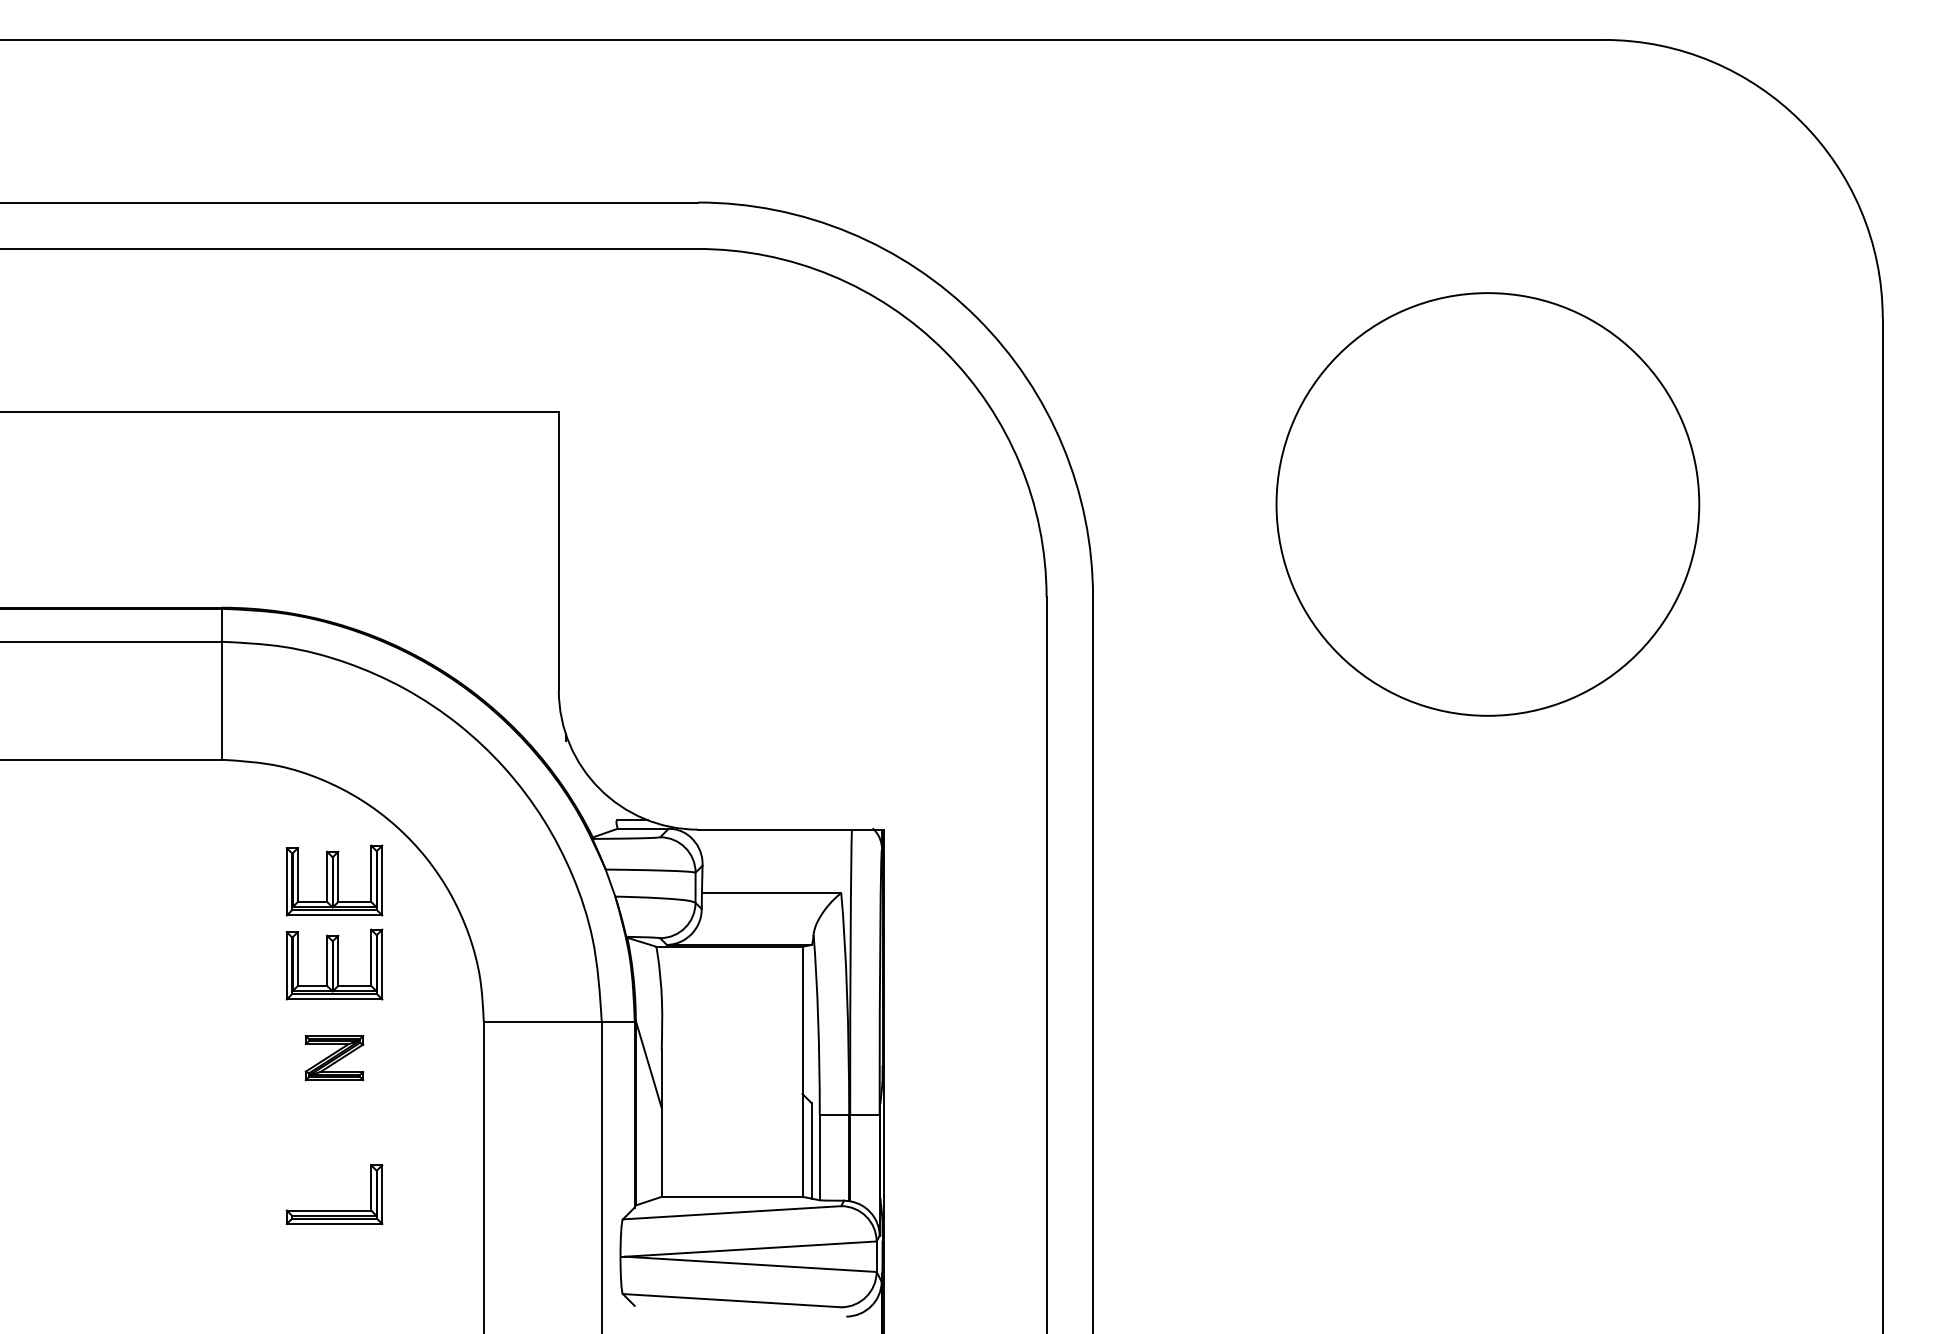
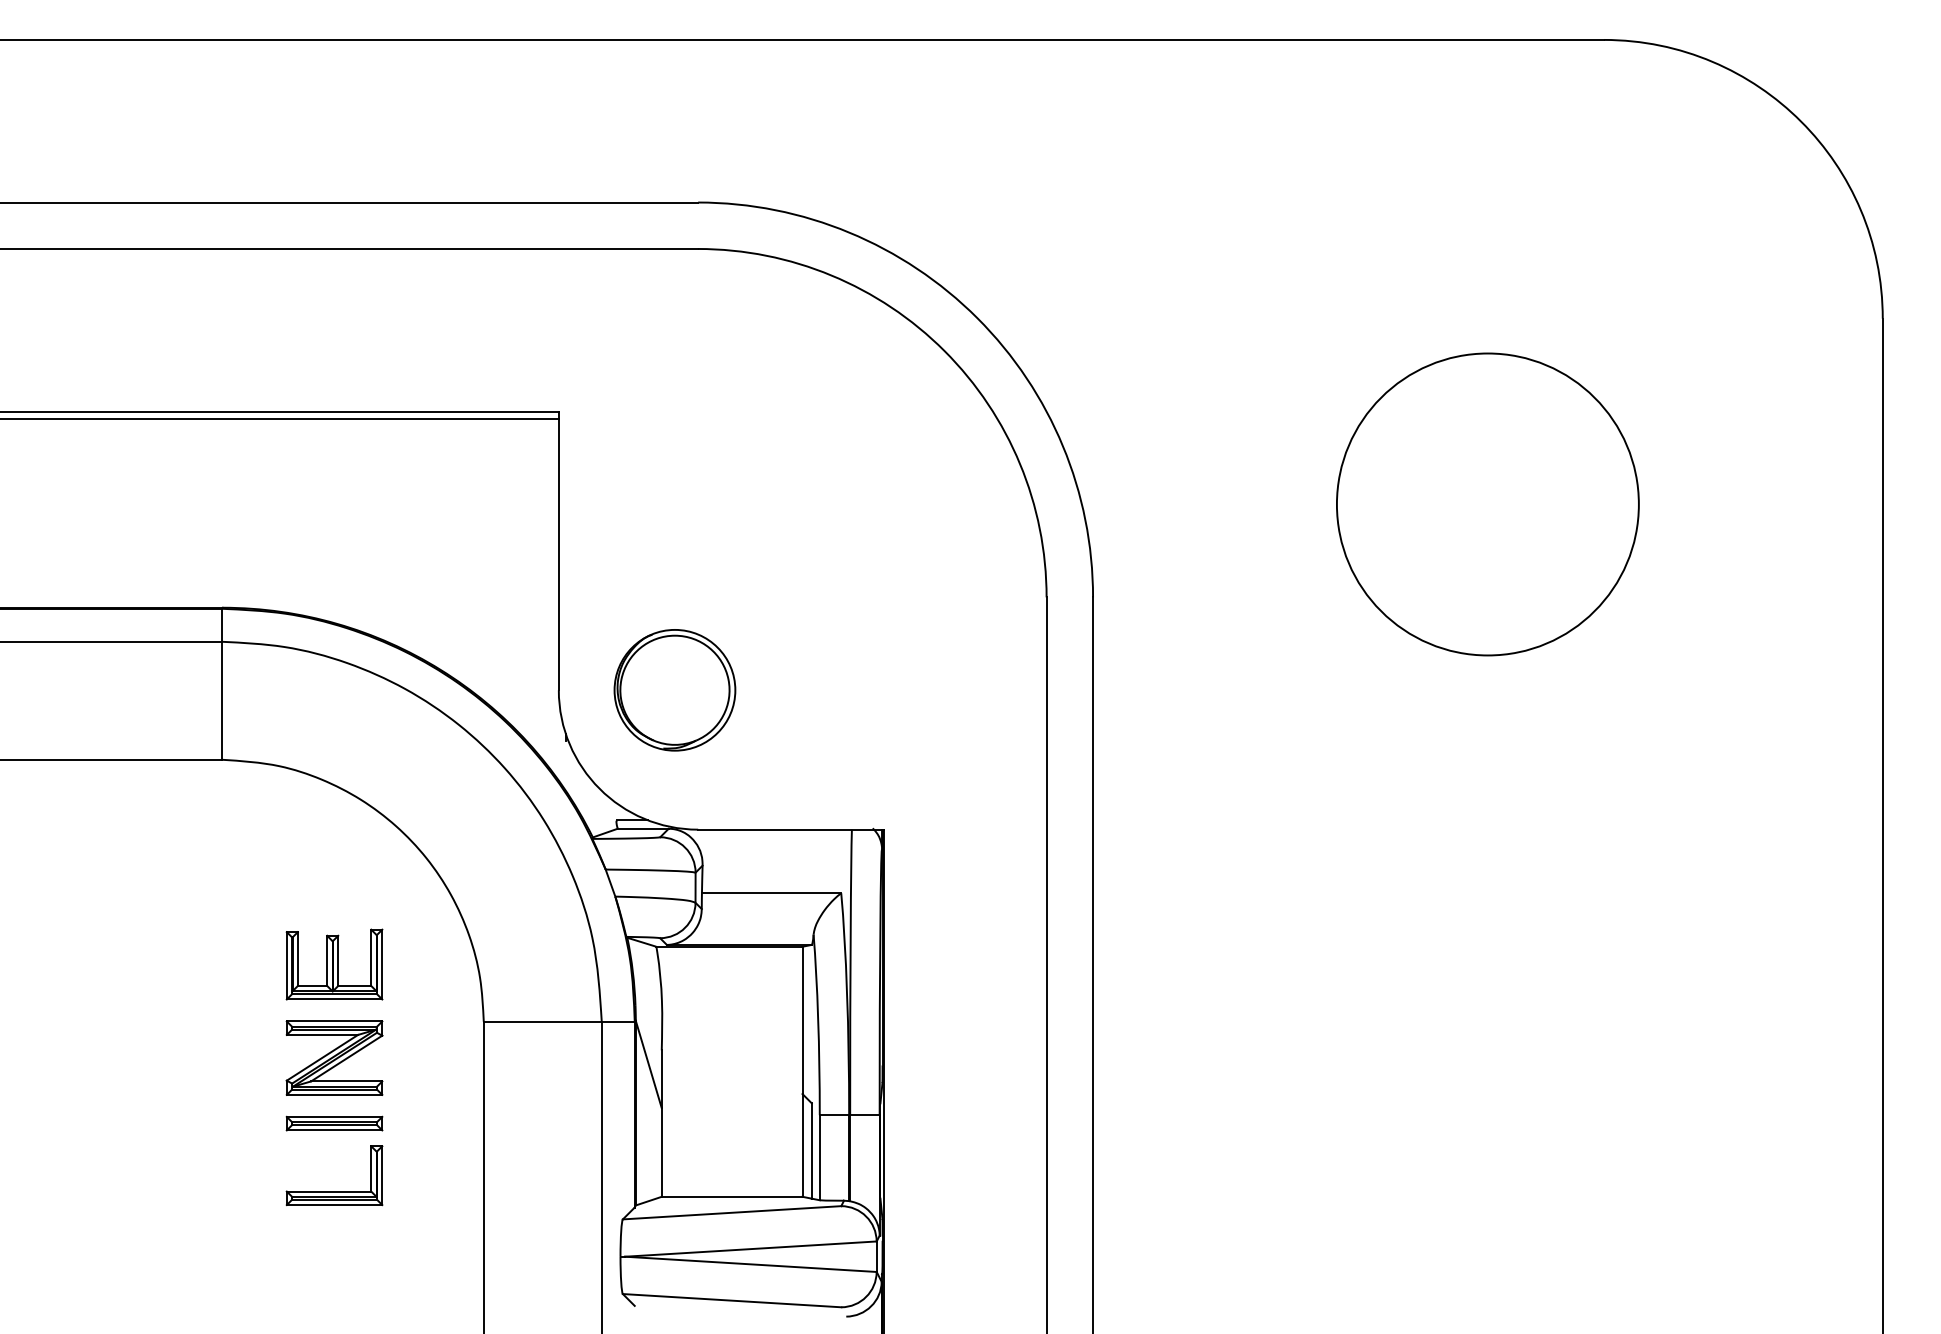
line: none -> present (280, 419)
circle diameter: 423 px -> 302 px (1487, 504)
part: none -> present (674, 690)
part: present -> none (334, 880)
part size: 61x47 px -> 99x76 px (334, 1057)
part: none -> present (334, 1123)
part position: (334, 1210) -> (334, 1191) (334, 1191)
